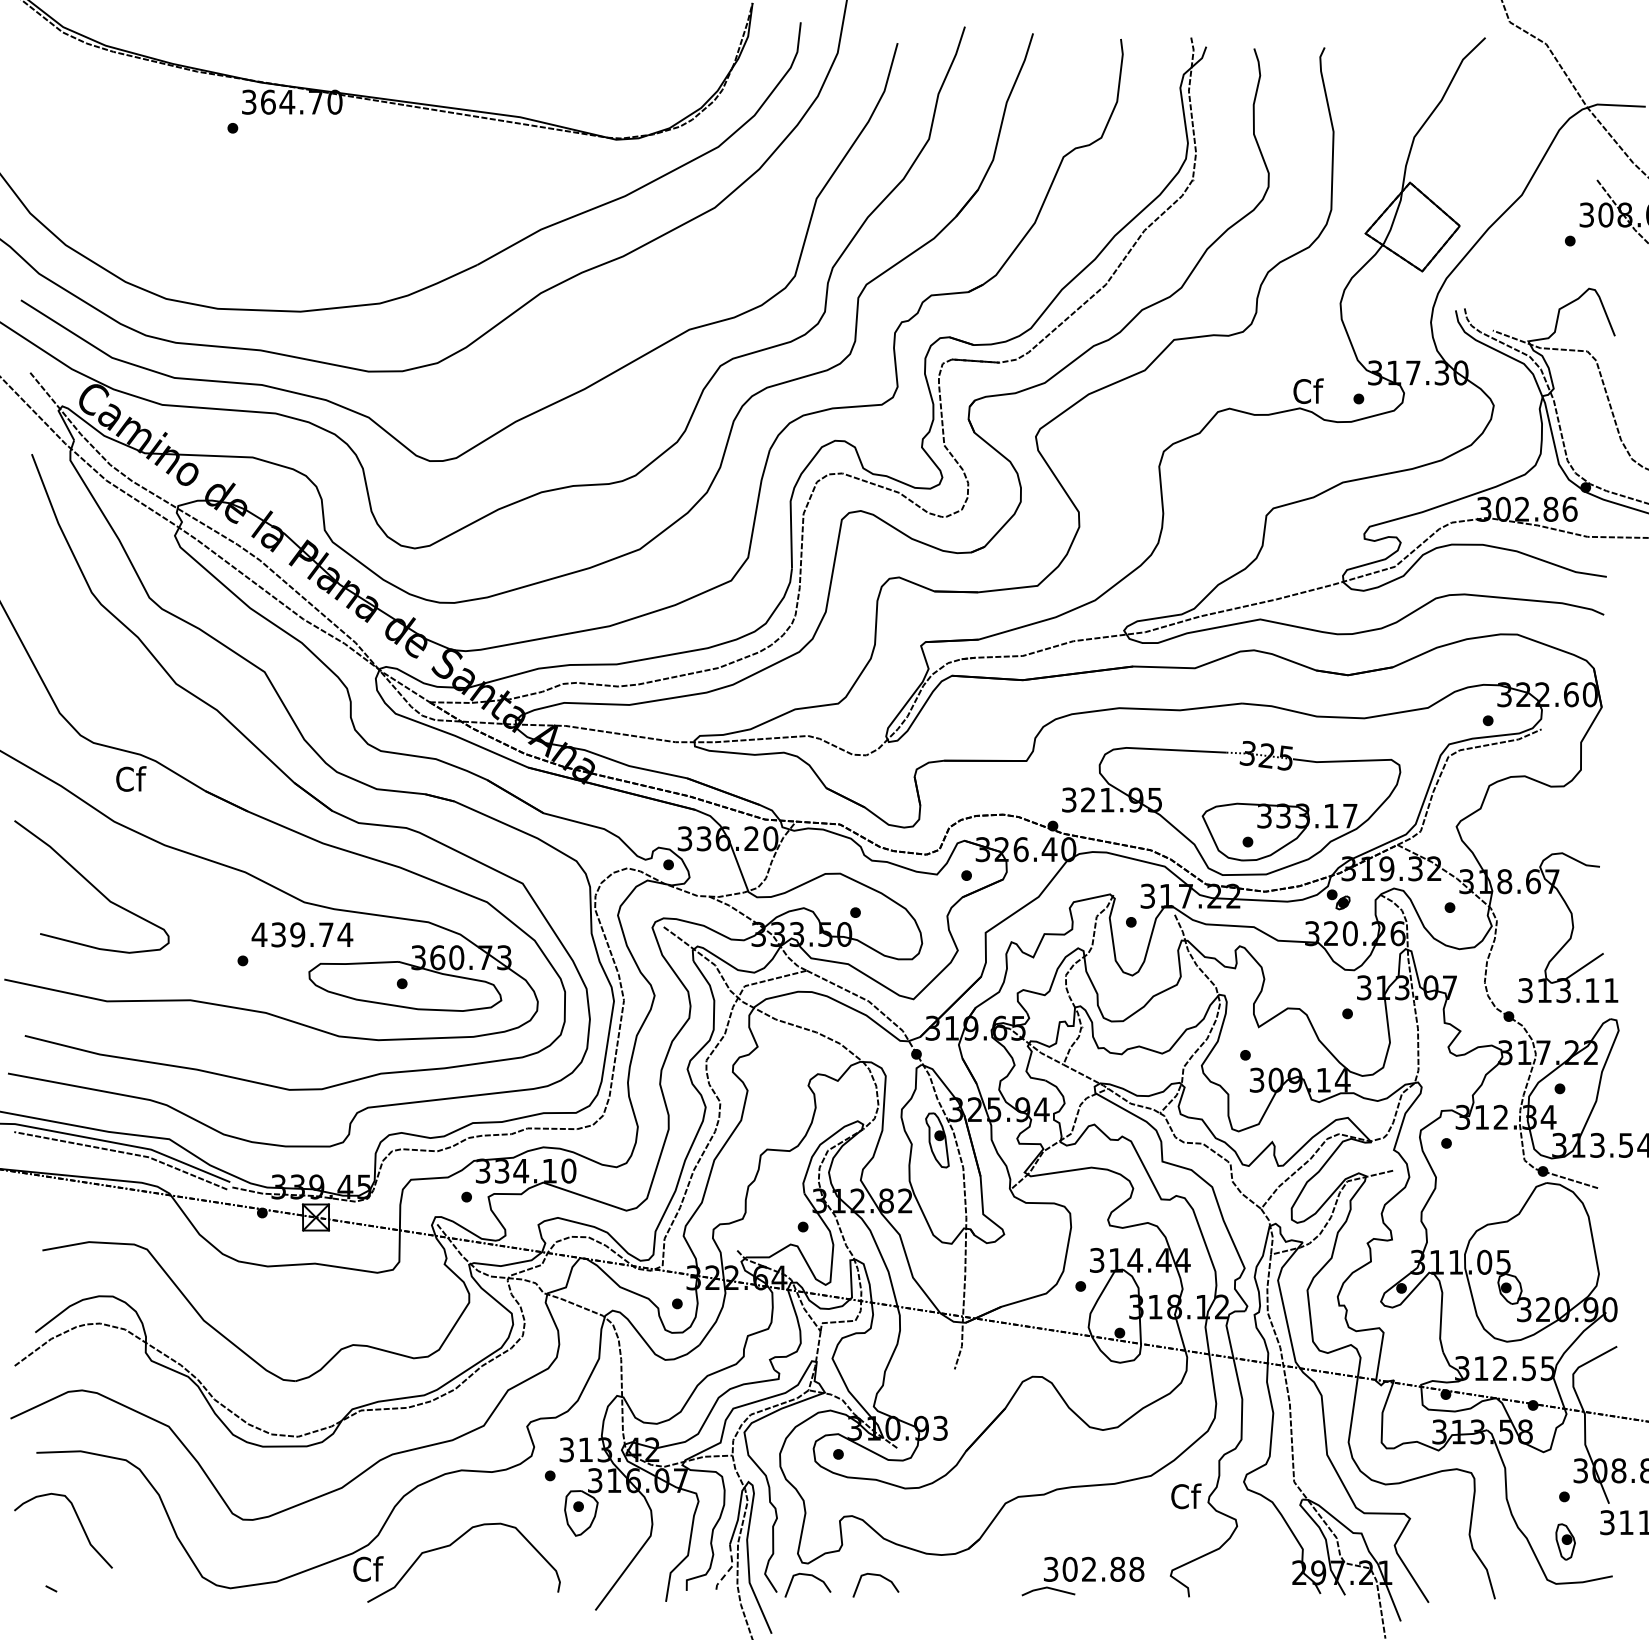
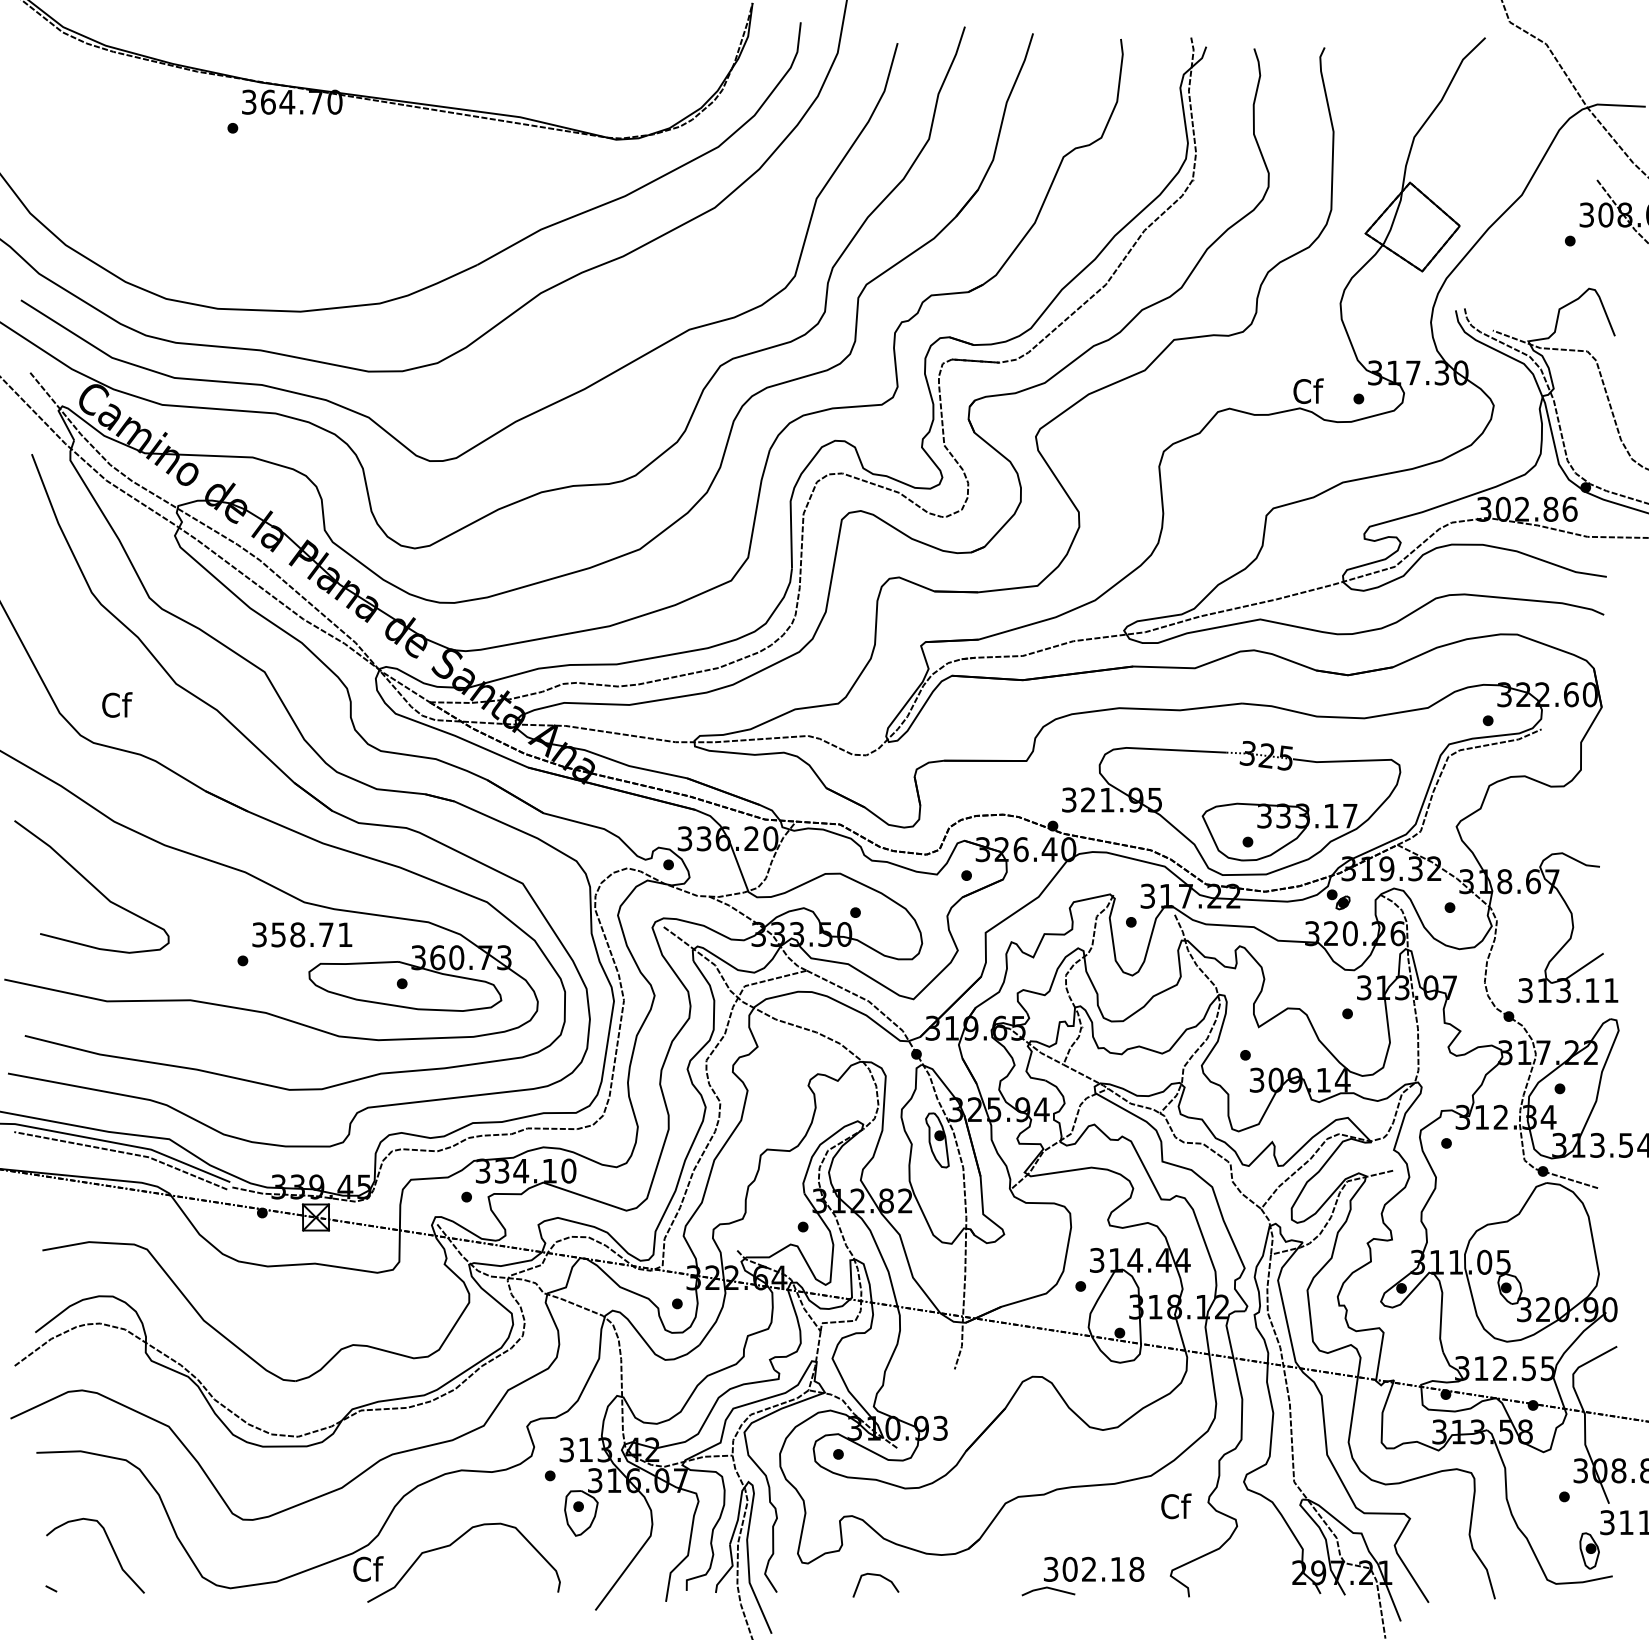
text position: (131, 778) -> (117, 704) (117, 704)
text: 439.74 -> 358.71 (302, 934)
text position: (1186, 1496) -> (1176, 1506) (1176, 1506)
curve position: (79, 1523) -> (111, 1548) (111, 1548)
part position: (1565, 1541) -> (1589, 1550) (1589, 1550)
text: 302.88 -> 302.18 (1117, 1568)
line: dashed -> solid (728, 1570)
curve: present -> none (811, 1576)
